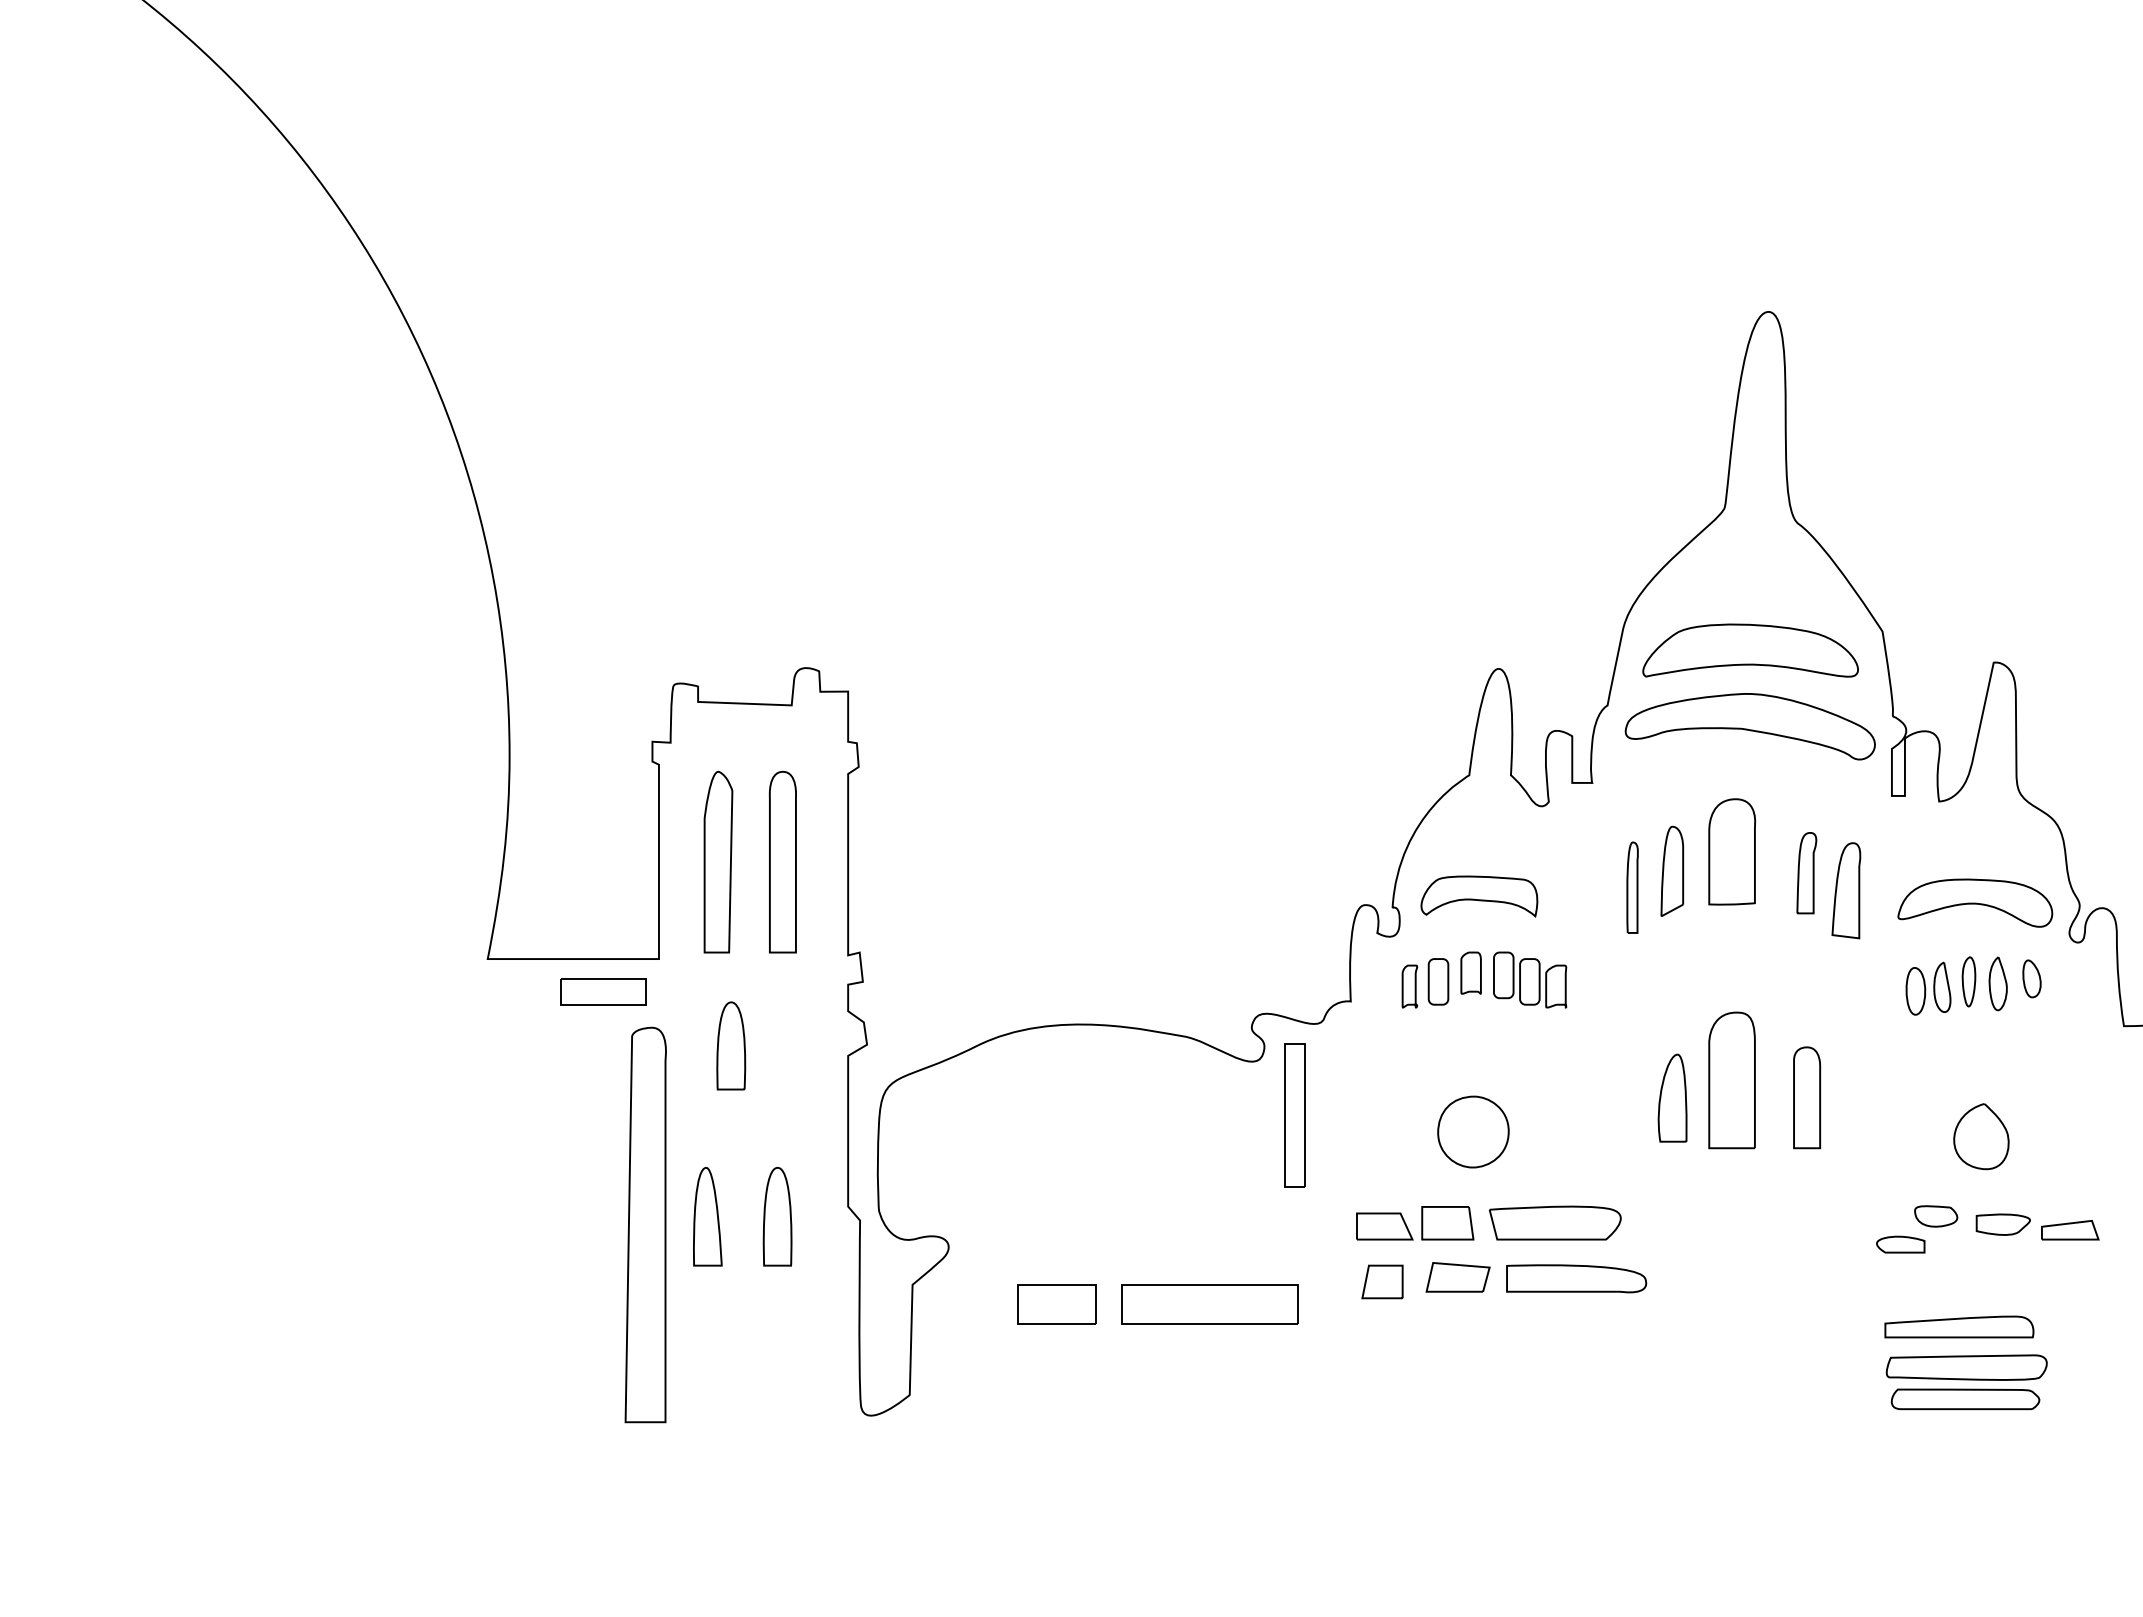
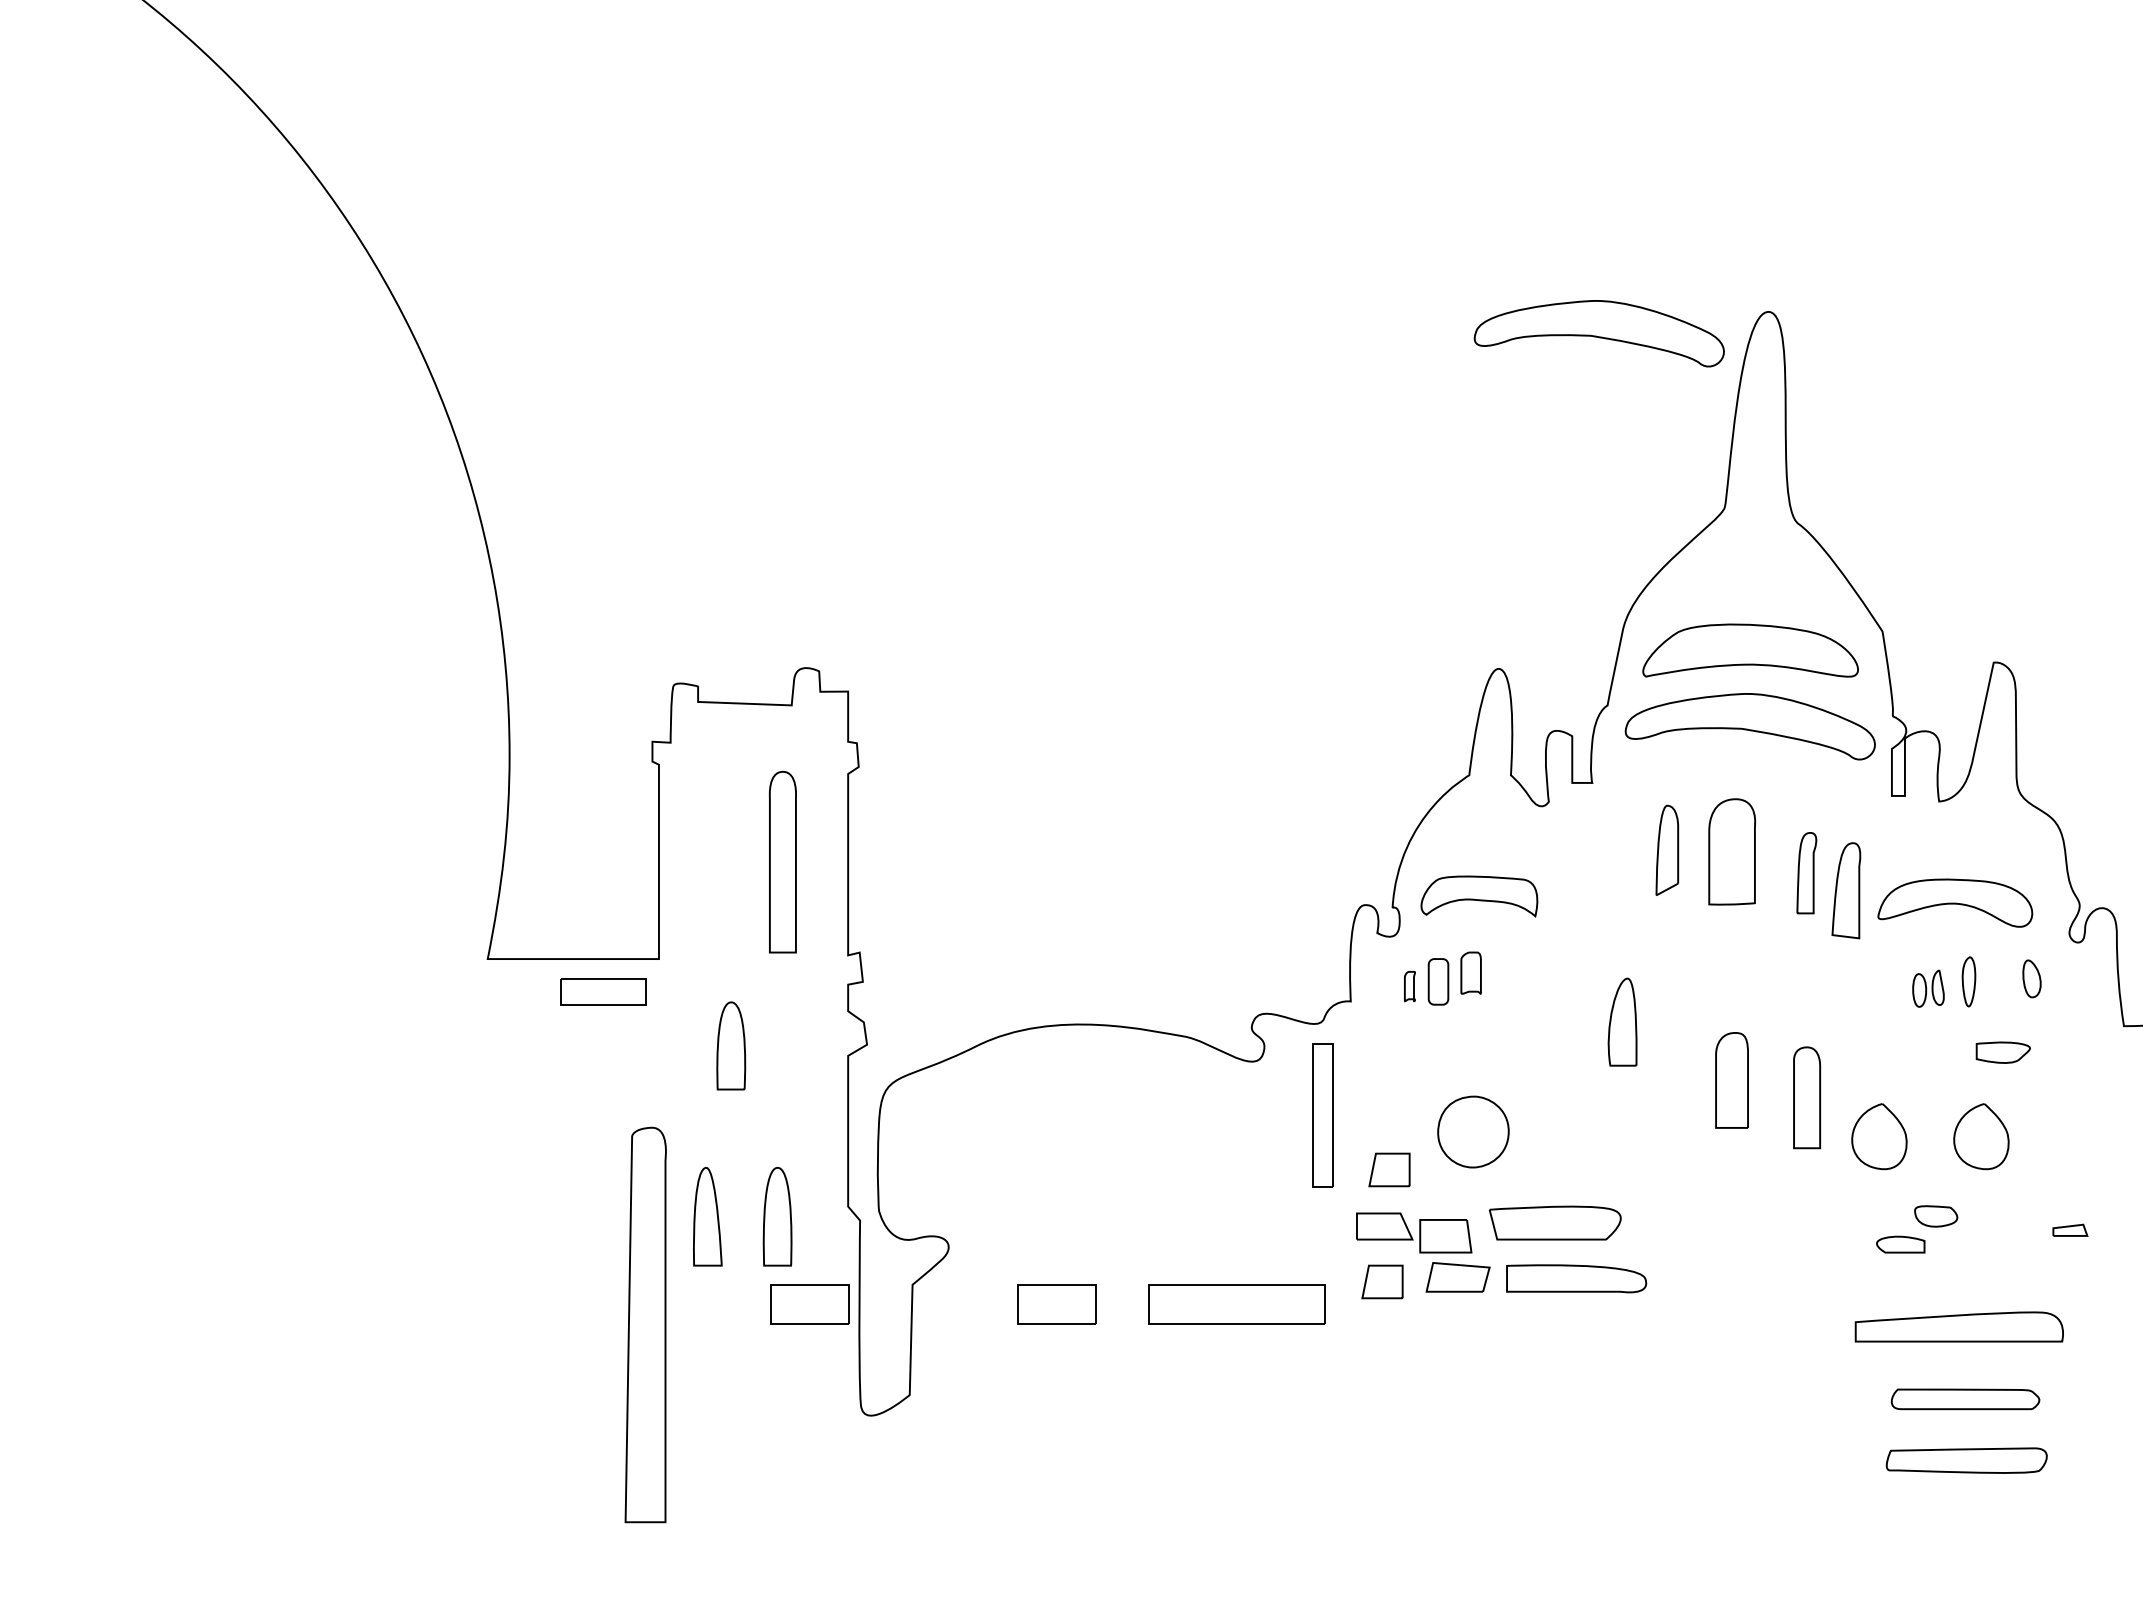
part: none -> present (1598, 333)
part: present -> none (718, 861)
part position: (1672, 870) -> (1667, 849) (1667, 849)
part: present -> none (1632, 887)
part position: (1975, 902) -> (1955, 902) (1955, 902)
part: present -> none (1530, 979)
part: present -> none (1997, 983)
part size: 18x45 px -> 12x32 px (1409, 986)
part size: 47x55 px -> 33x39 px (1928, 988)
part size: 48x139 px -> 34x97 px (1731, 1080)
part position: (1672, 1097) -> (1622, 1021) (1622, 1021)
part position: (1294, 1115) -> (1322, 1115) (1322, 1115)
part: none -> present (1879, 1136)
part: none -> present (1389, 1169)
part position: (1447, 1223) -> (1445, 1236) (1445, 1236)
part position: (645, 1224) -> (645, 1324) (645, 1324)
part position: (2002, 1224) -> (2002, 1052) (2002, 1052)
part size: 59x21 px -> 37x14 px (2070, 1229)
part: none -> present (809, 1304)
part position: (1209, 1304) -> (1236, 1304) (1236, 1304)
part size: 151x24 px -> 210x32 px (1958, 1326)
part position: (1966, 1367) -> (1966, 1460) (1966, 1460)
